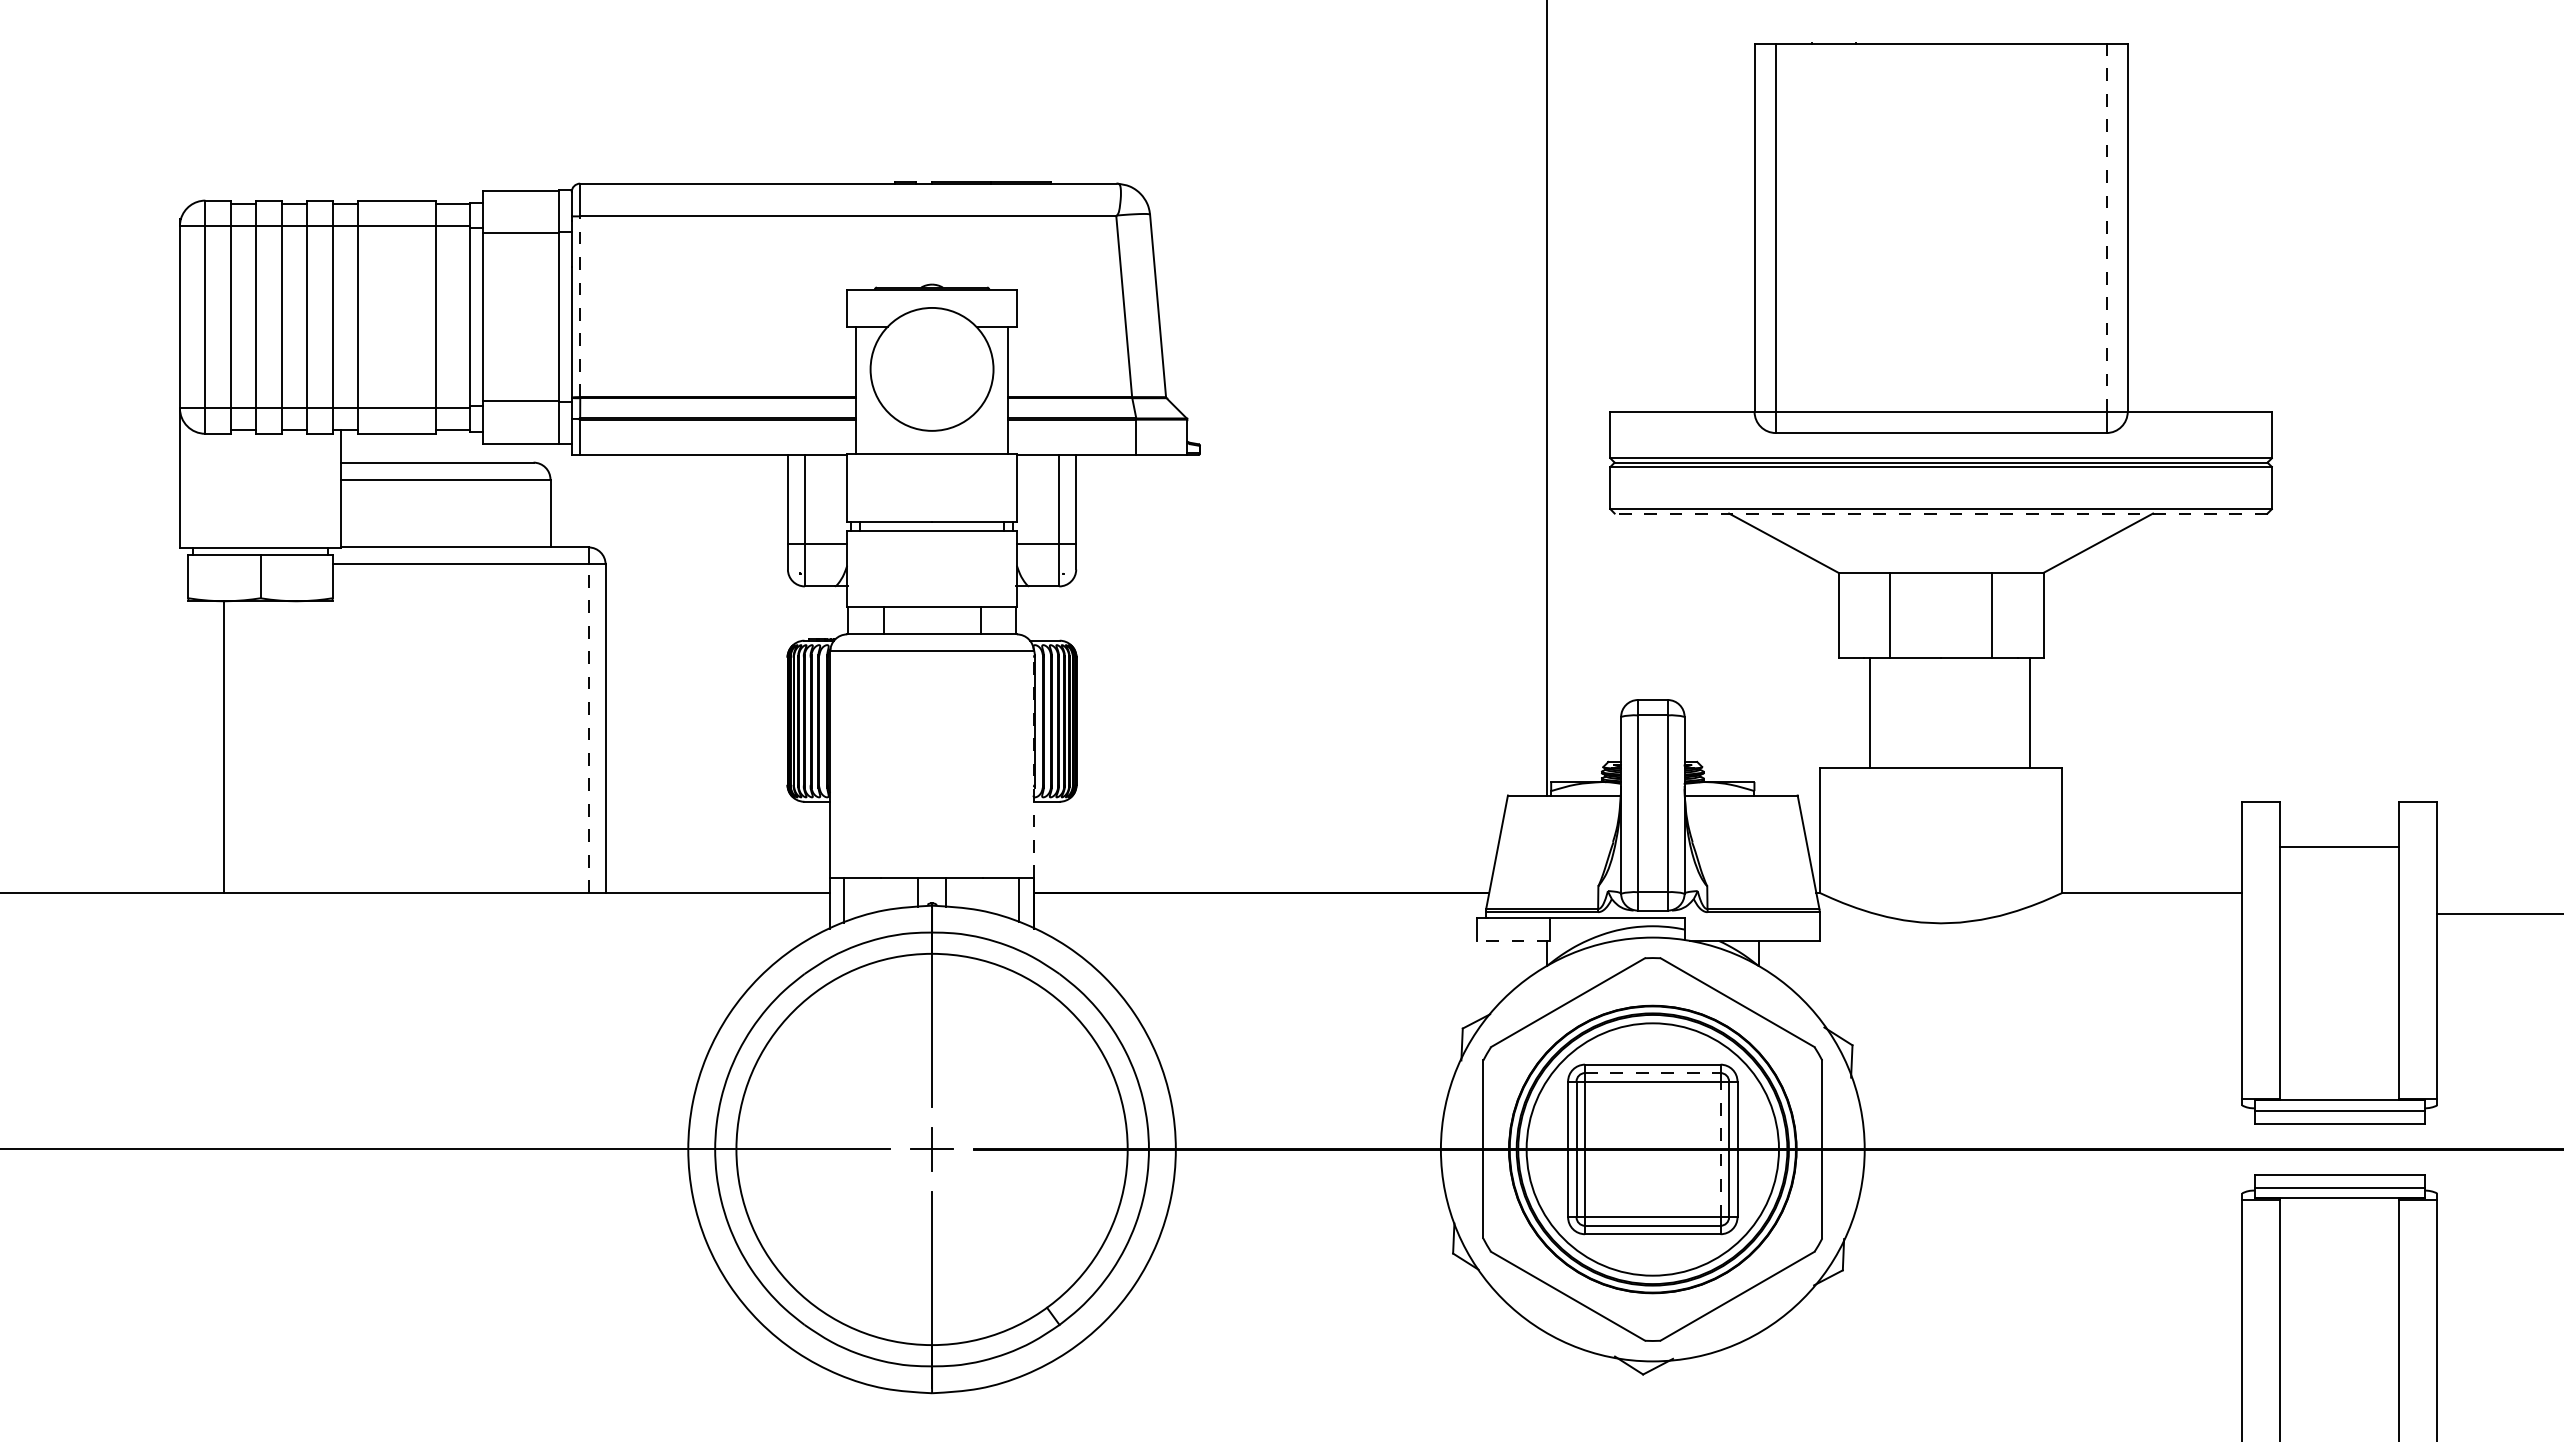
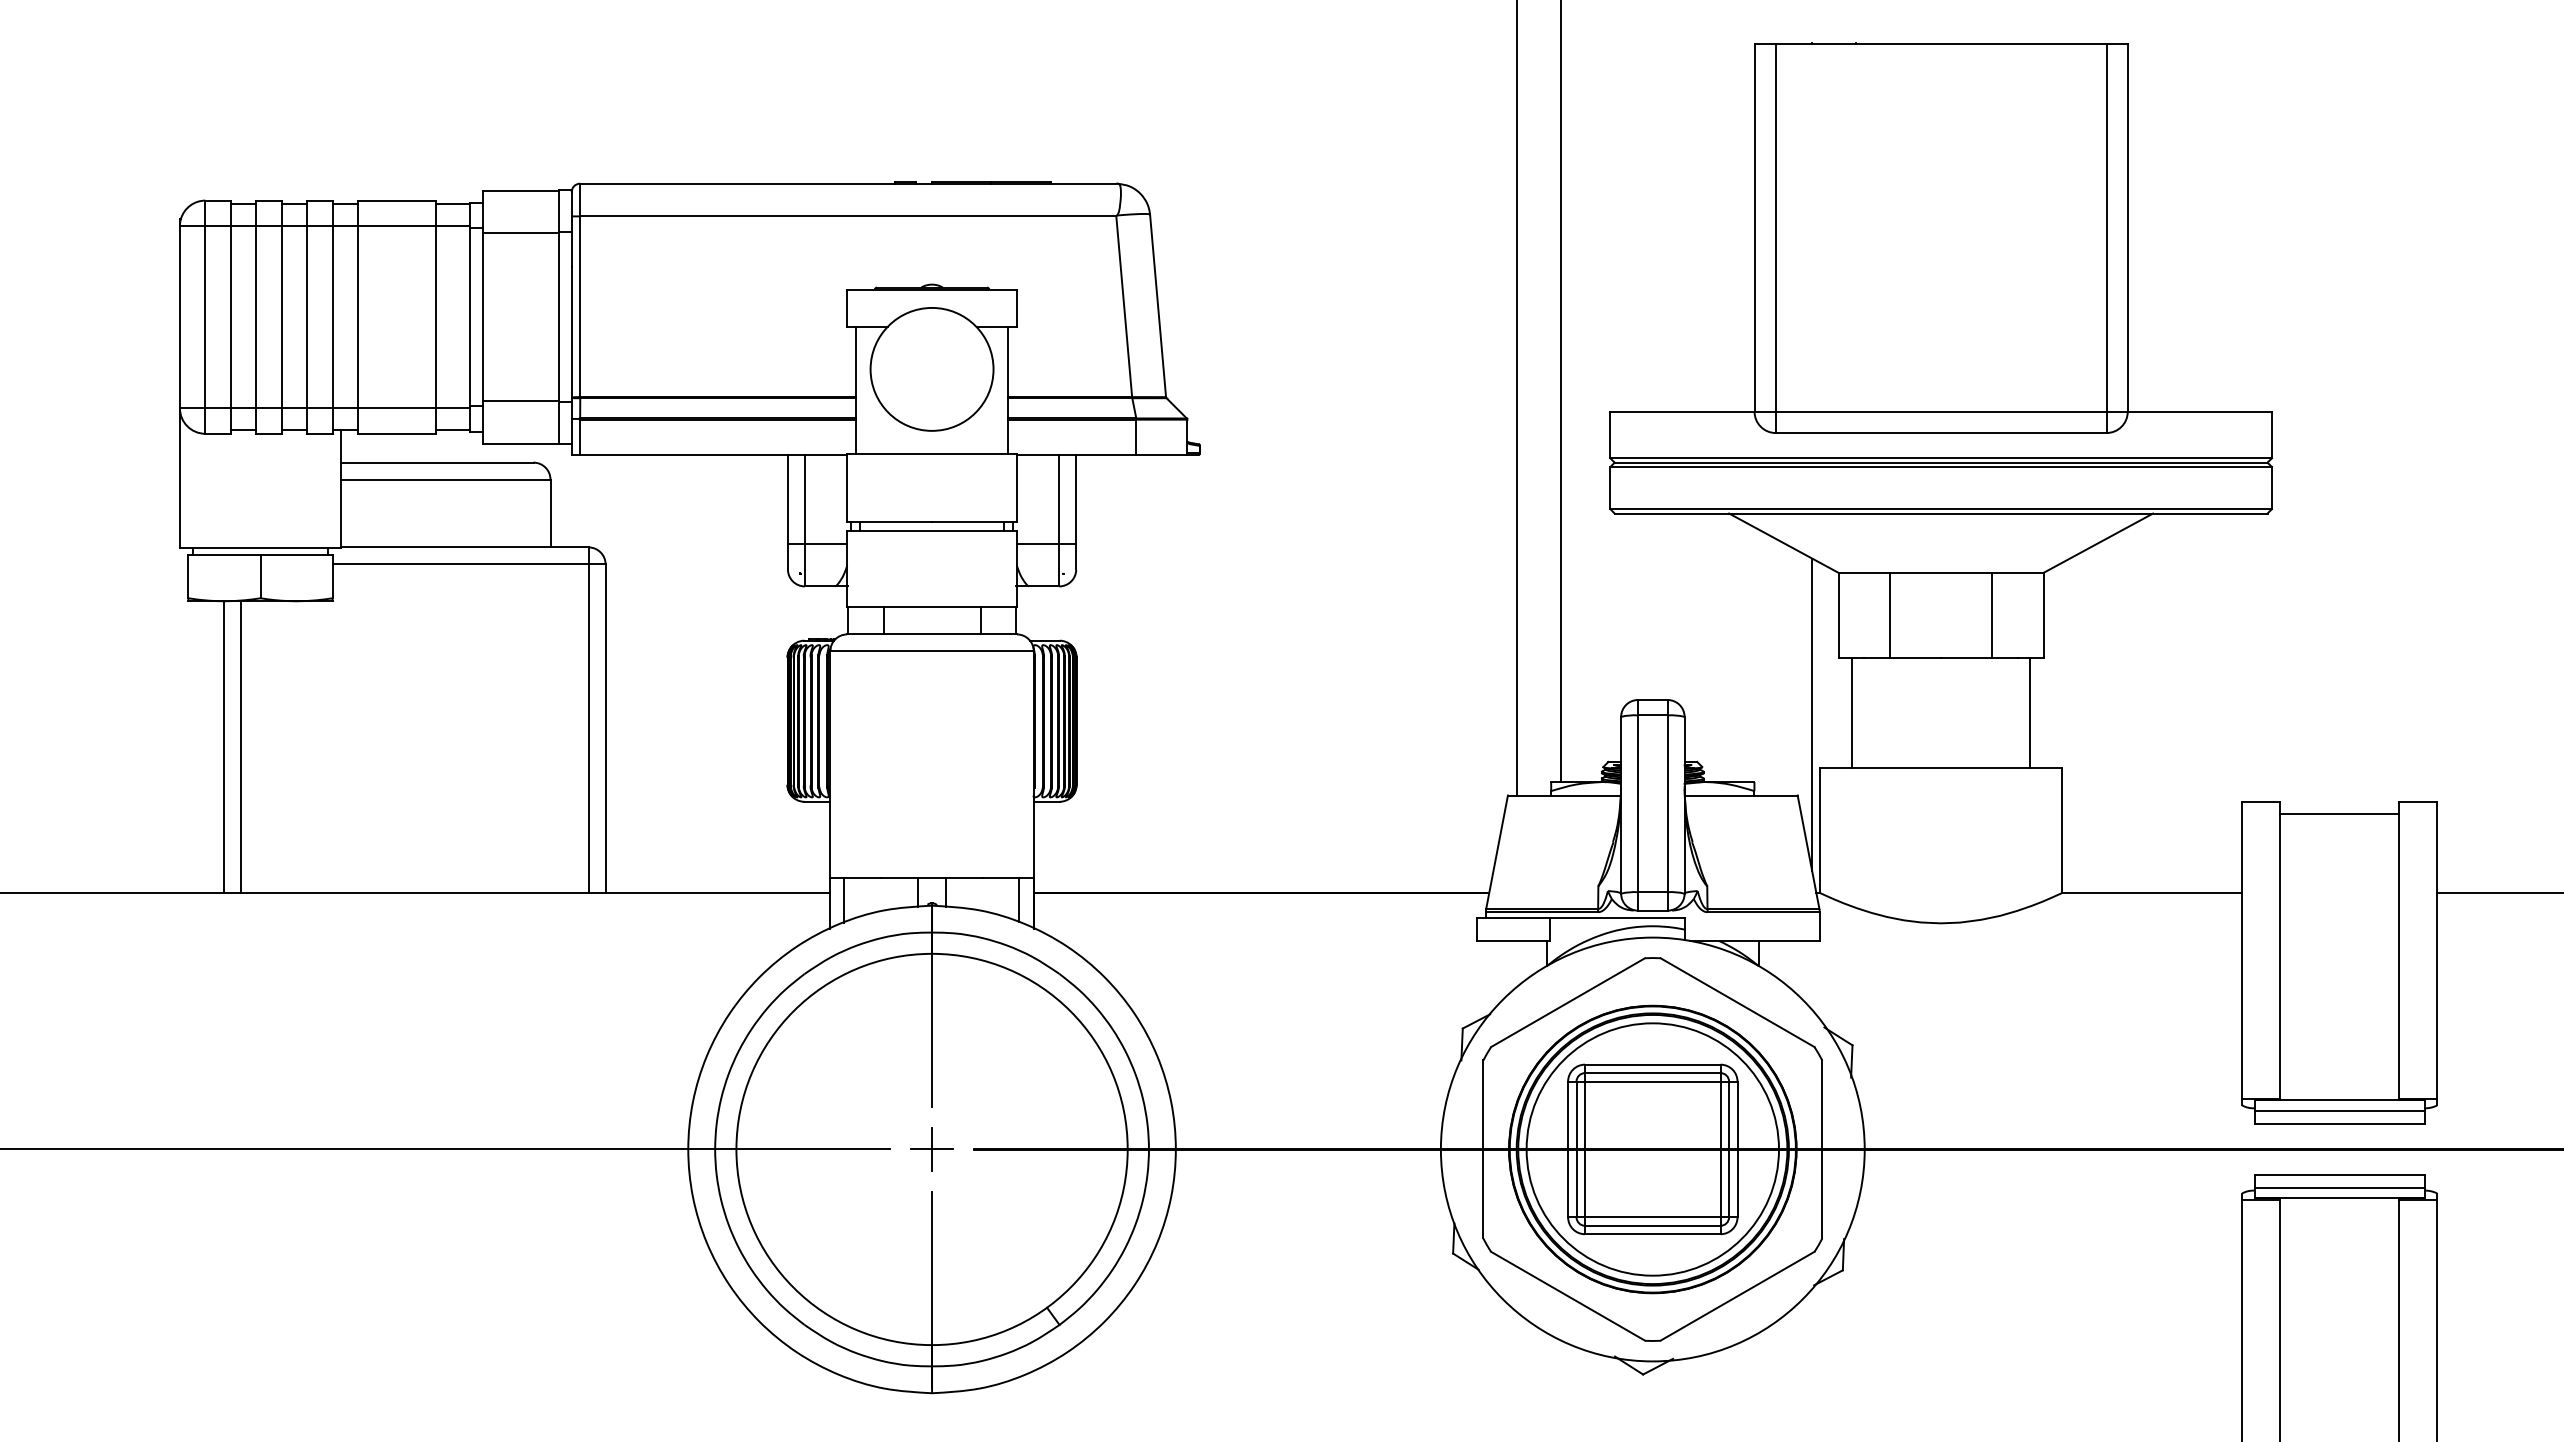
line: dashed -> solid (2106, 227)
line: dashed -> solid (580, 306)
line: none -> present (1561, 392)
line position: (1547, 398) -> (1517, 398) (1517, 398)
line: dashed -> solid (1940, 513)
line position: (1870, 712) -> (1852, 712) (1852, 712)
line: none -> present (1812, 714)
line: dashed -> solid (588, 728)
line: none -> present (241, 746)
line: dashed -> solid (1033, 764)
line position: (2339, 847) -> (2339, 814) (2339, 814)
line position: (2498, 913) -> (2498, 892) (2498, 892)
line: dashed -> solid (1513, 940)
line: dashed -> solid (1652, 1073)
line: dashed -> solid (1720, 1149)
